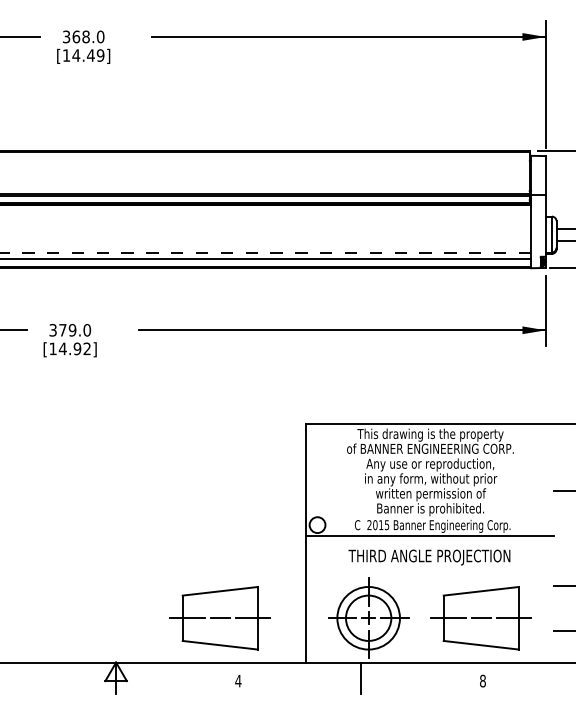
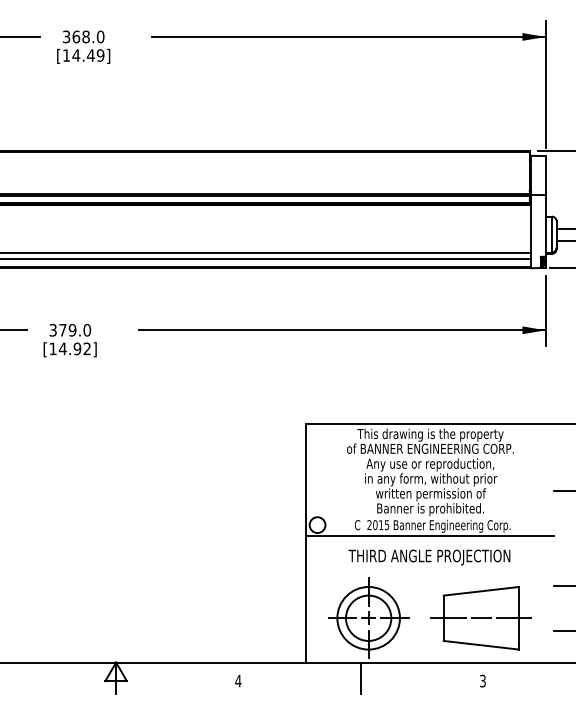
line: dashed -> solid (265, 252)
part: present -> none (219, 618)
text: 8 -> 3 (482, 680)
